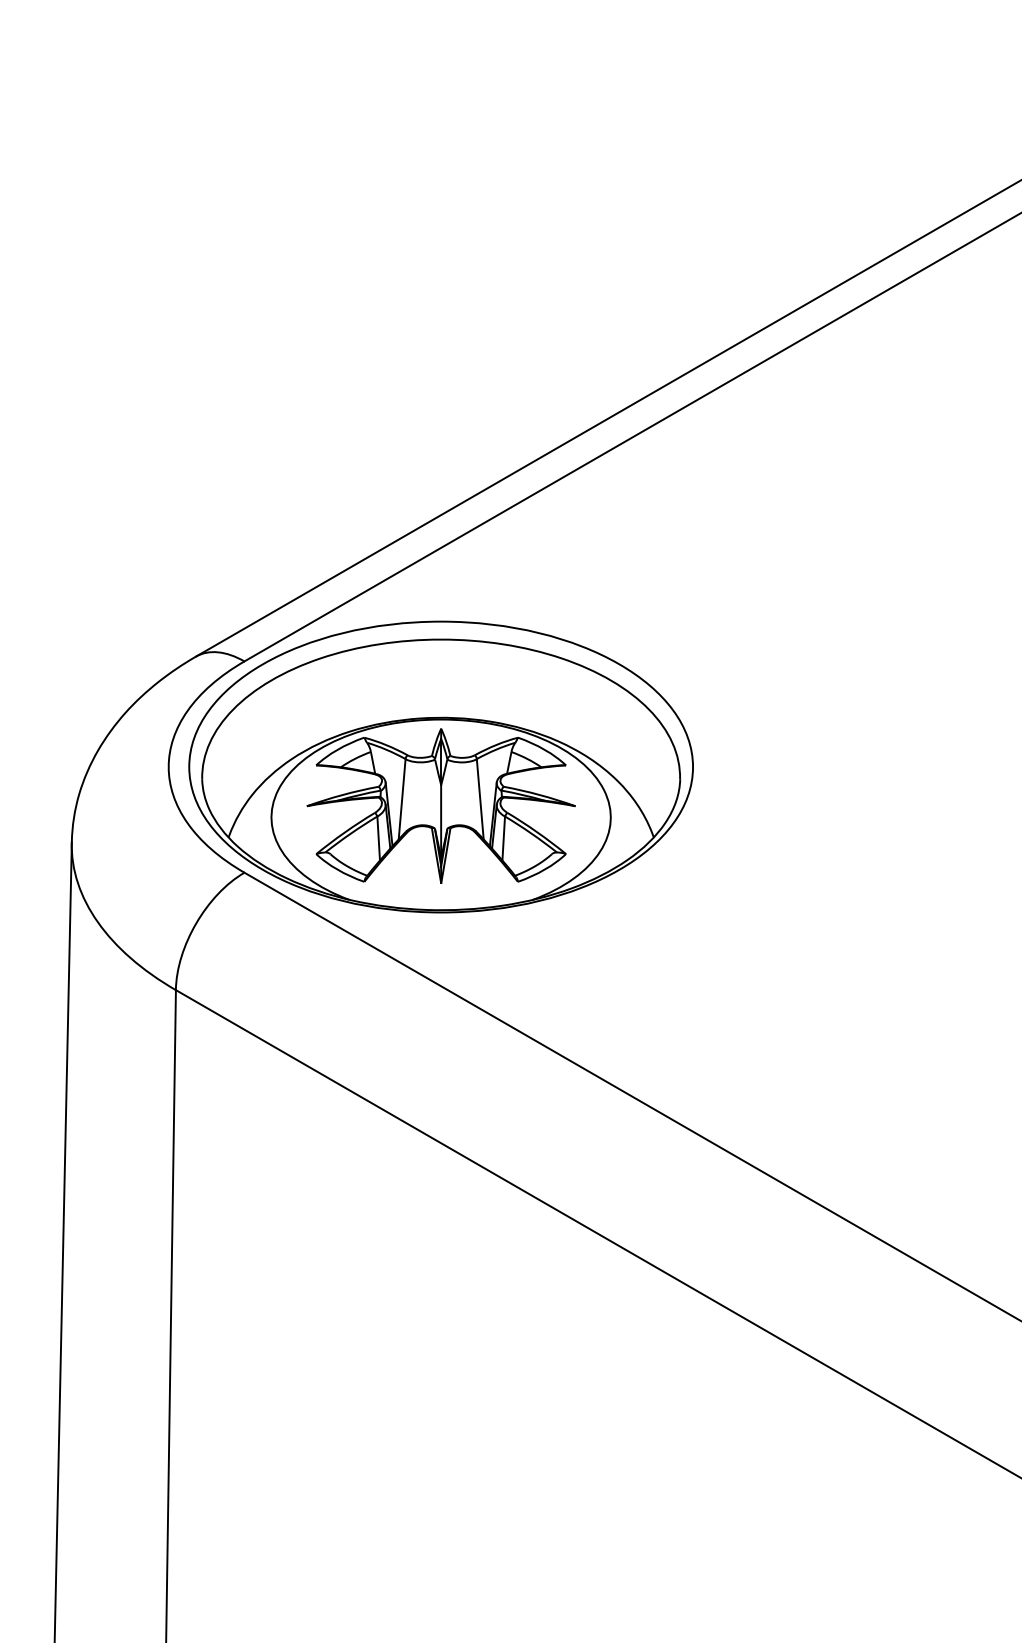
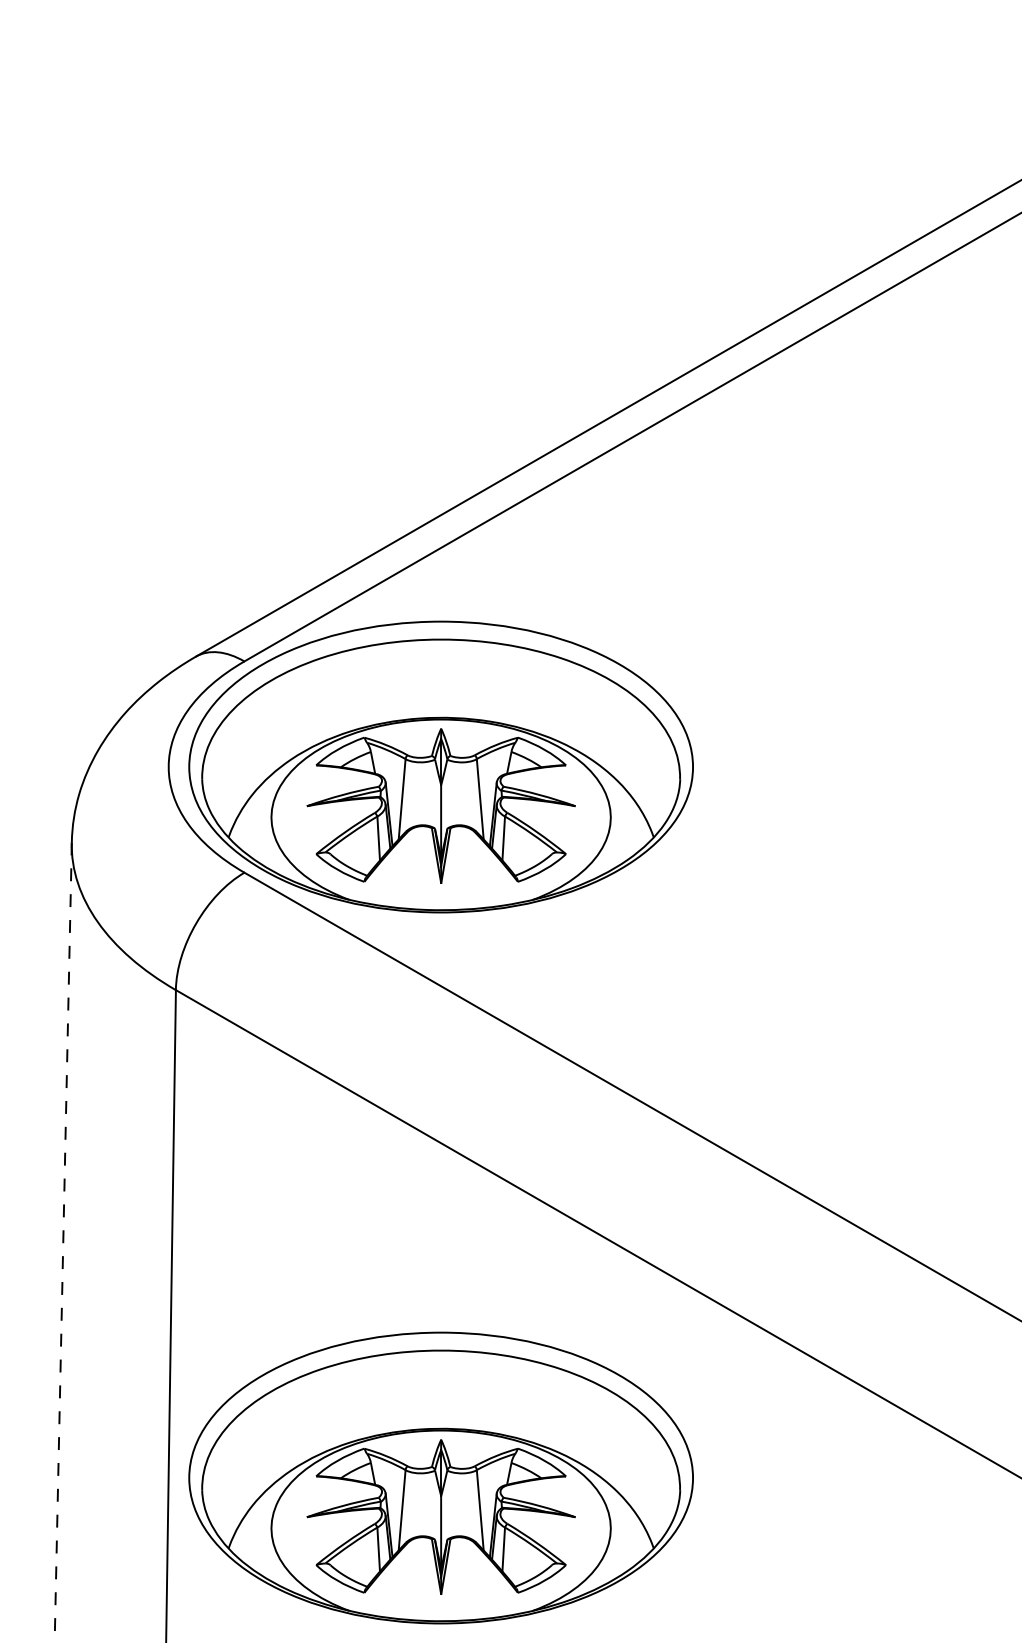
line: solid -> dashed (63, 1243)
part: none -> present (440, 1477)
